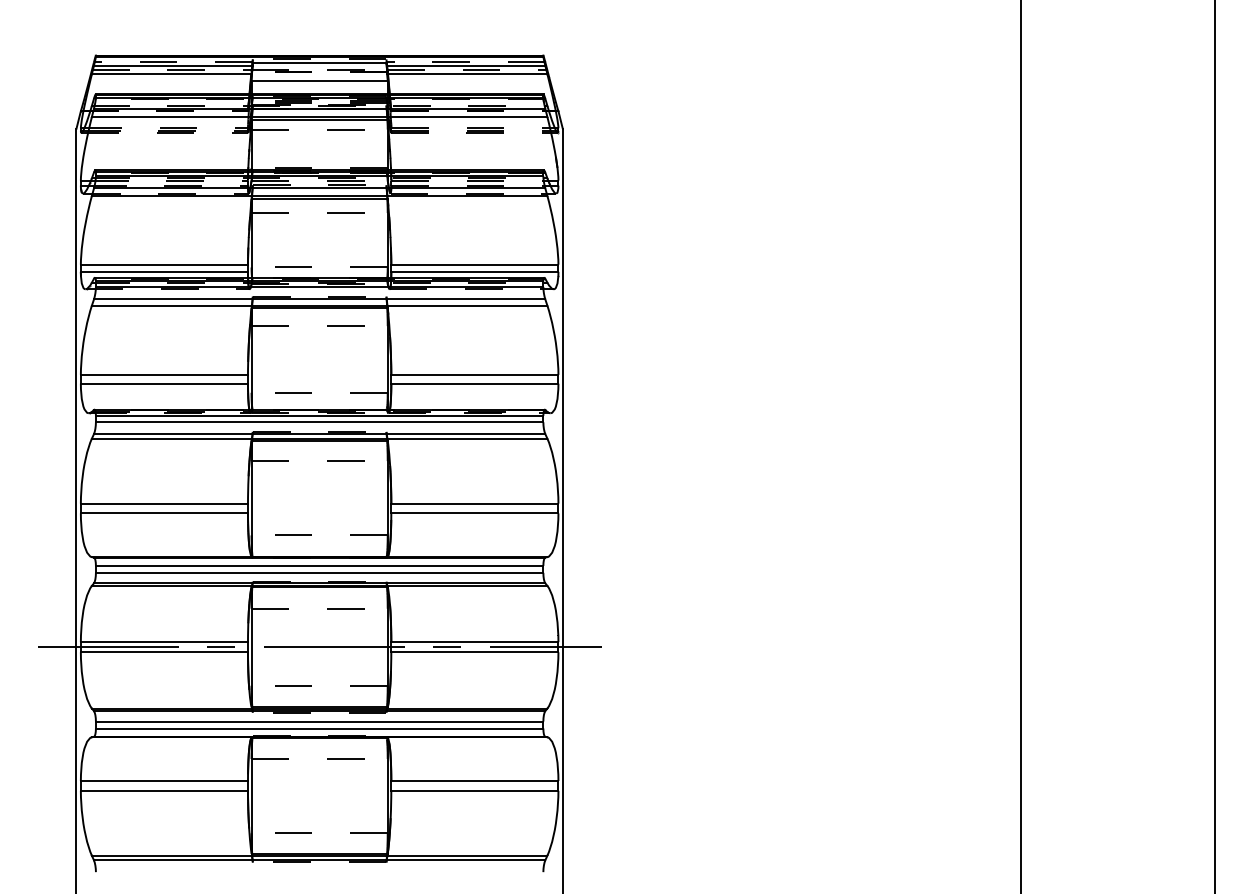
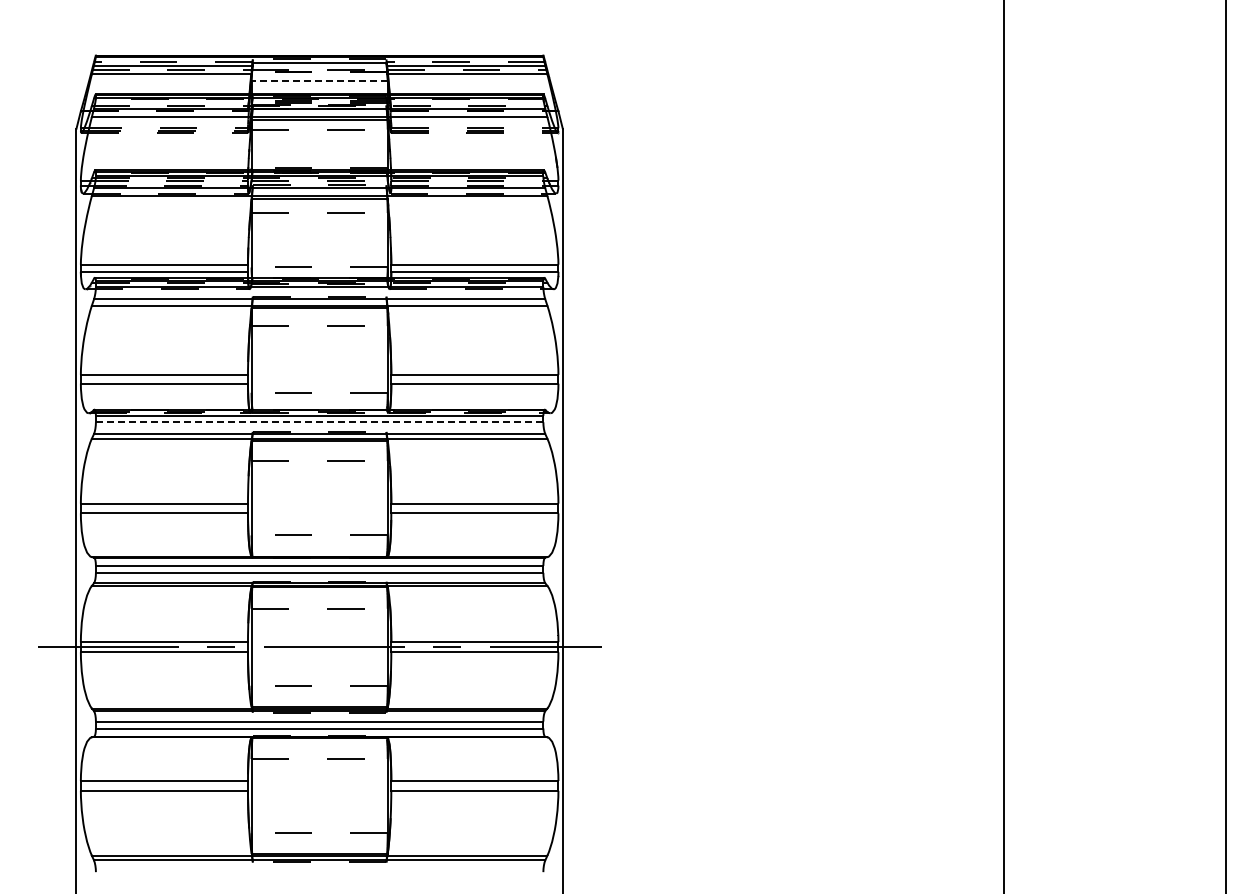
line: solid -> dashed (319, 81)
line: solid -> dashed (319, 422)
line position: (1020, 446) -> (1003, 446) (1003, 446)
line position: (1215, 446) -> (1226, 446) (1226, 446)
